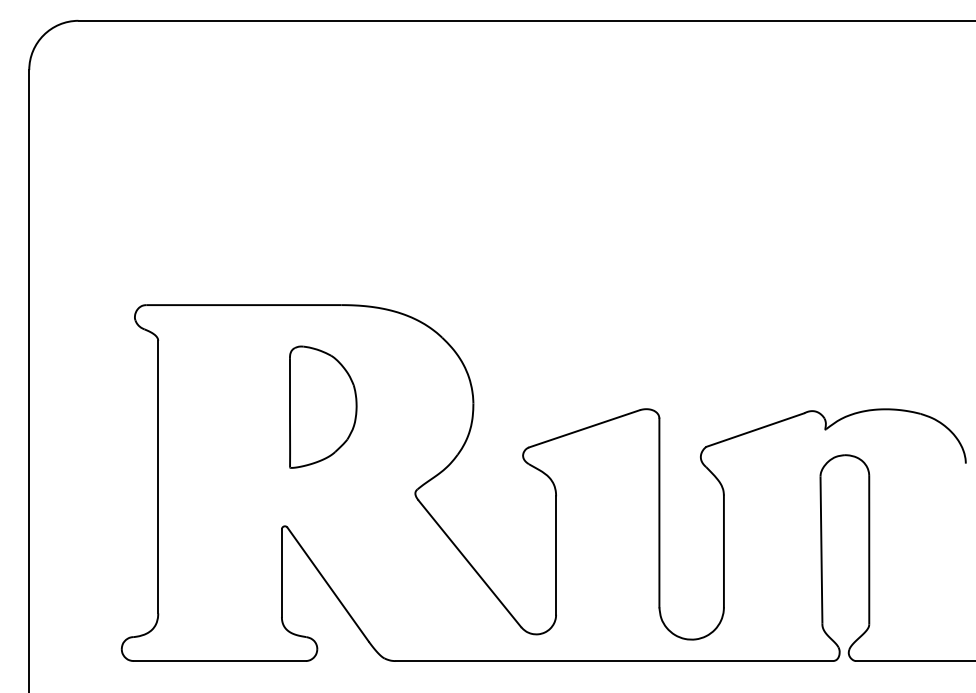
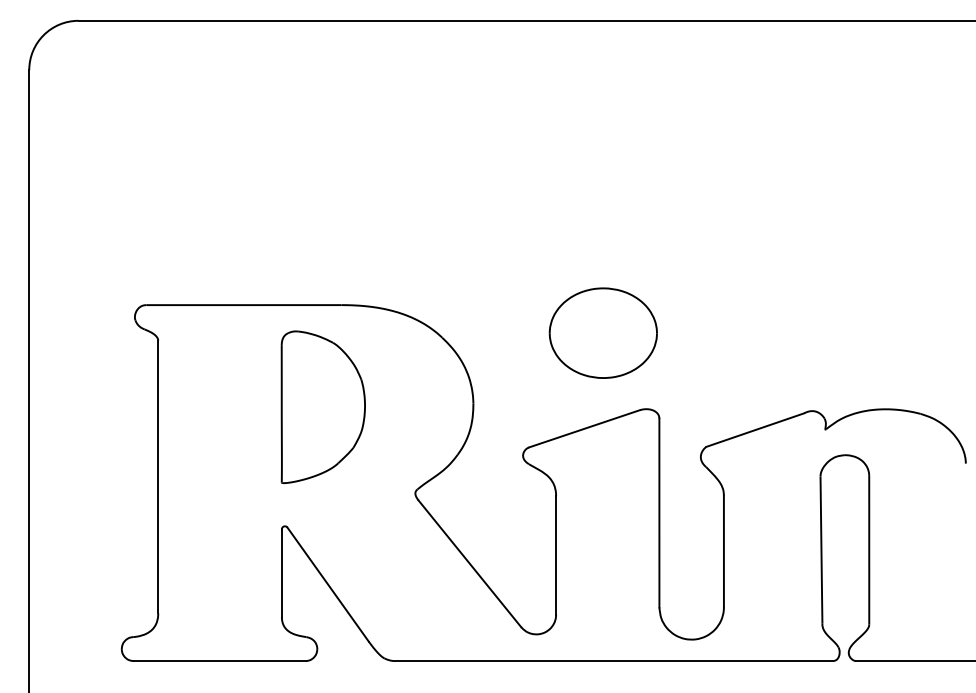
part: none -> present (602, 332)
part size: 69x124 px -> 86x154 px (322, 406)
